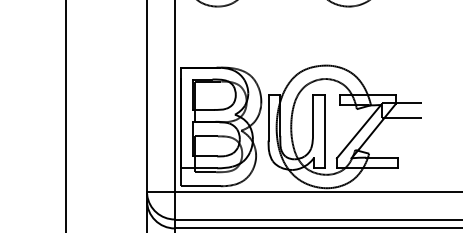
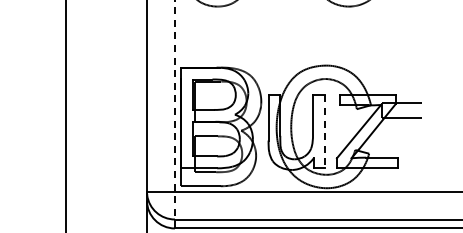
line: solid -> dashed (174, 116)
line: solid -> dashed (324, 132)
